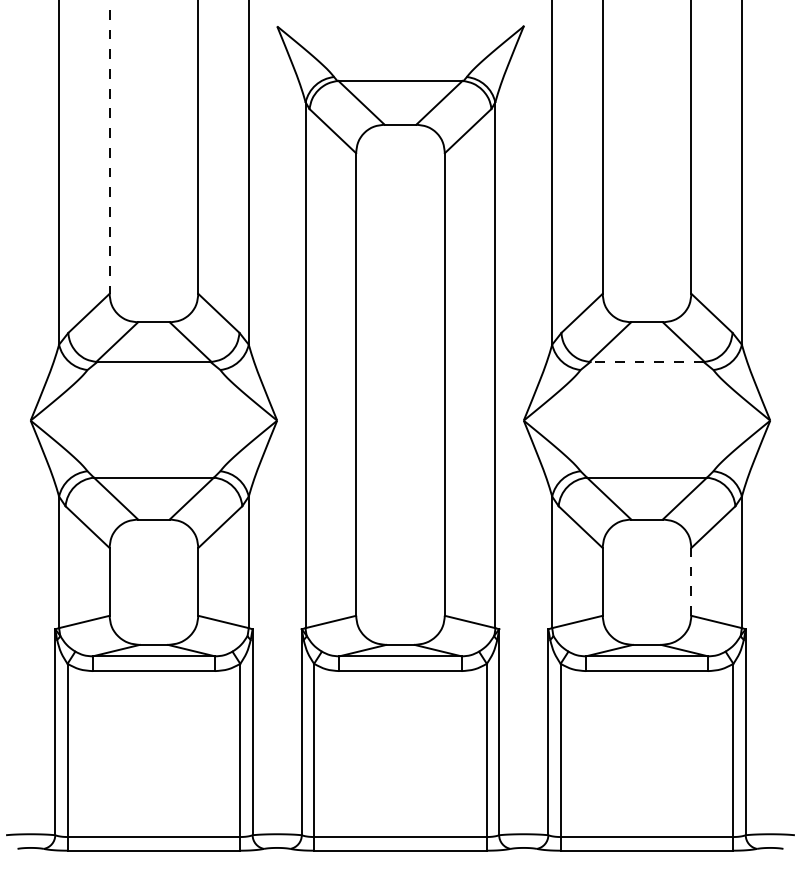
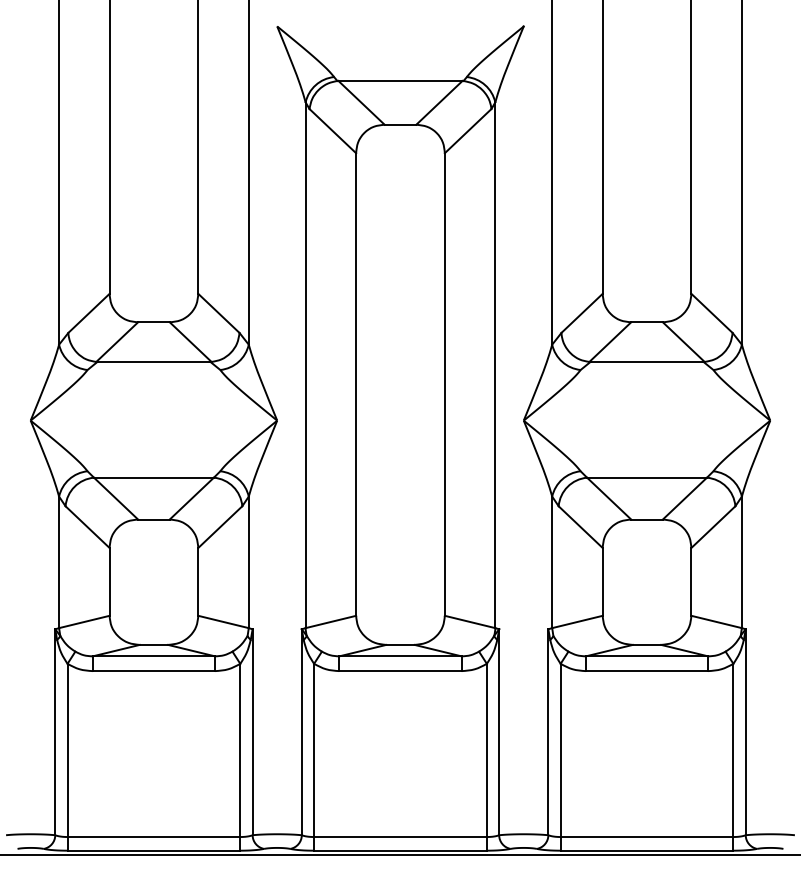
line: dashed -> solid (109, 147)
line: dashed -> solid (647, 362)
line: dashed -> solid (691, 581)
line: none -> present (399, 854)
